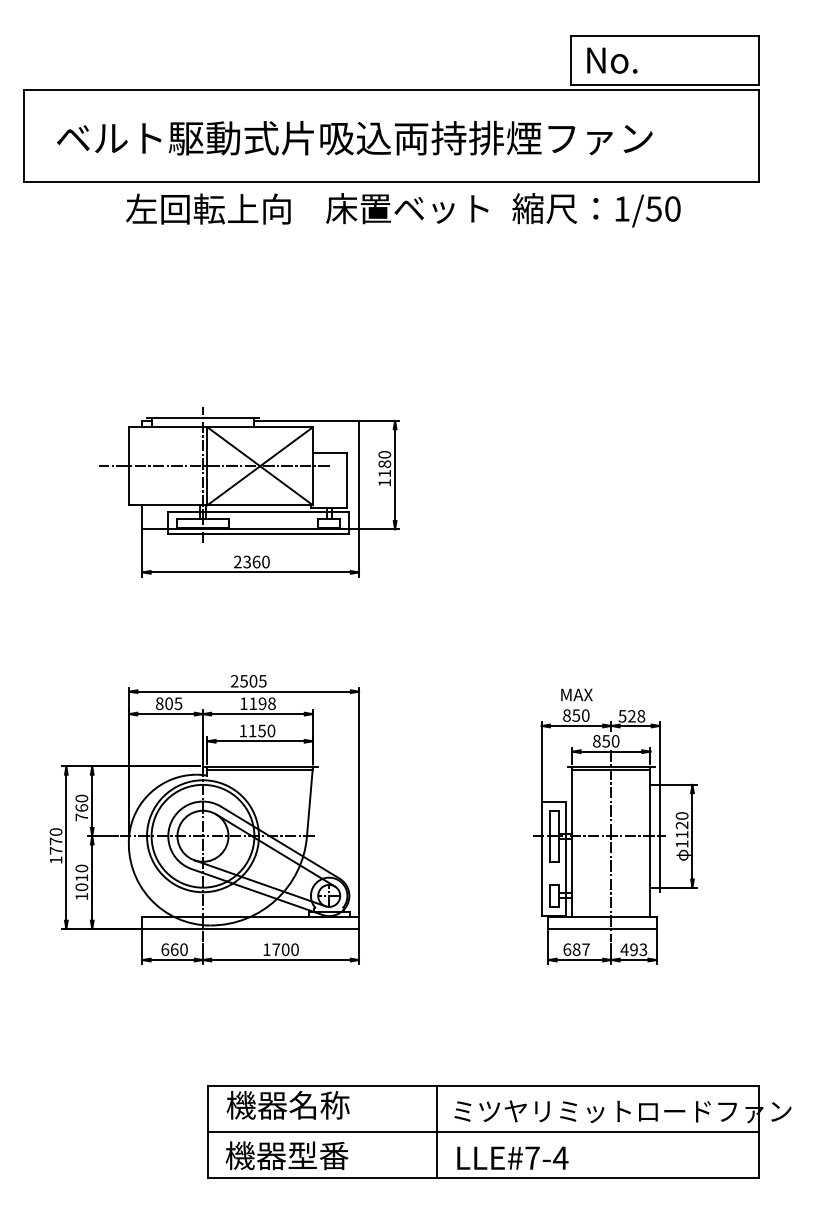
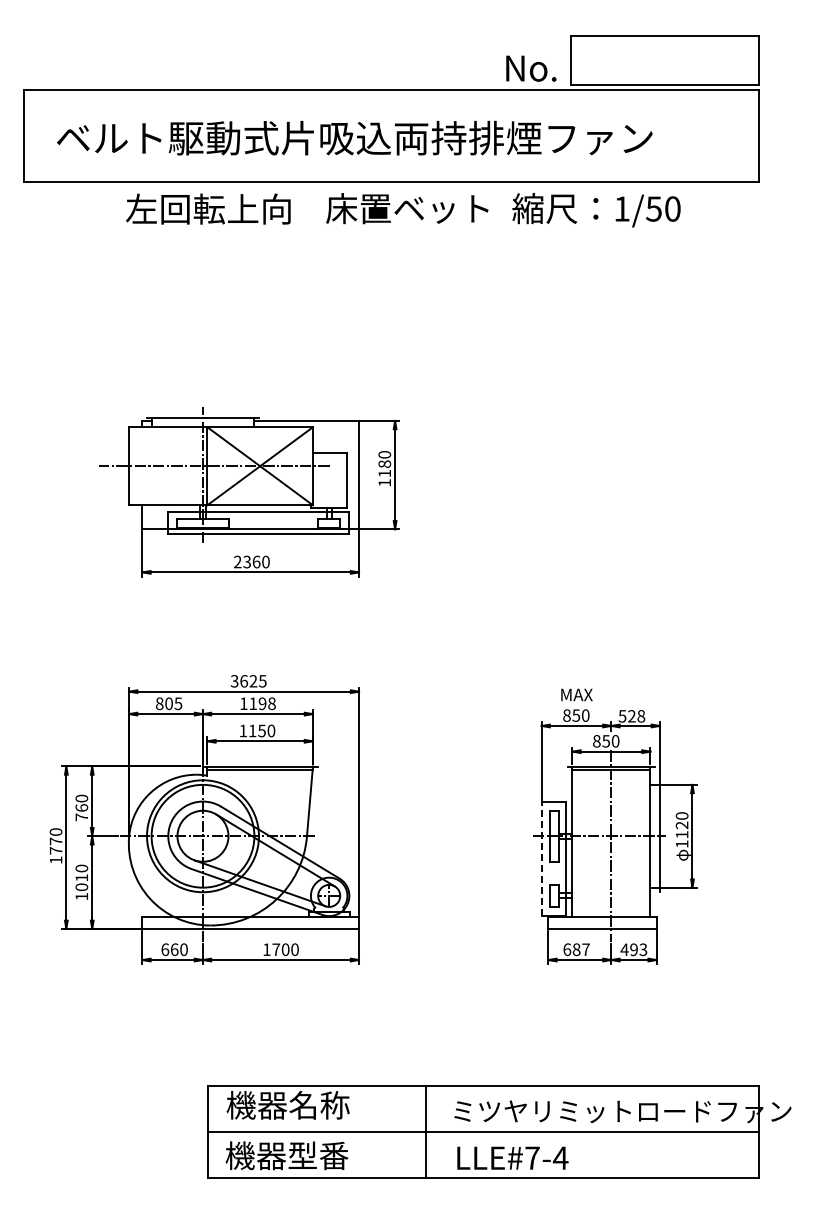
text position: (612, 60) -> (531, 68) (531, 68)
text: 2505 -> 3625 (243, 681)
line: solid -> dashed (541, 858)
line position: (437, 1131) -> (426, 1131) (426, 1131)
